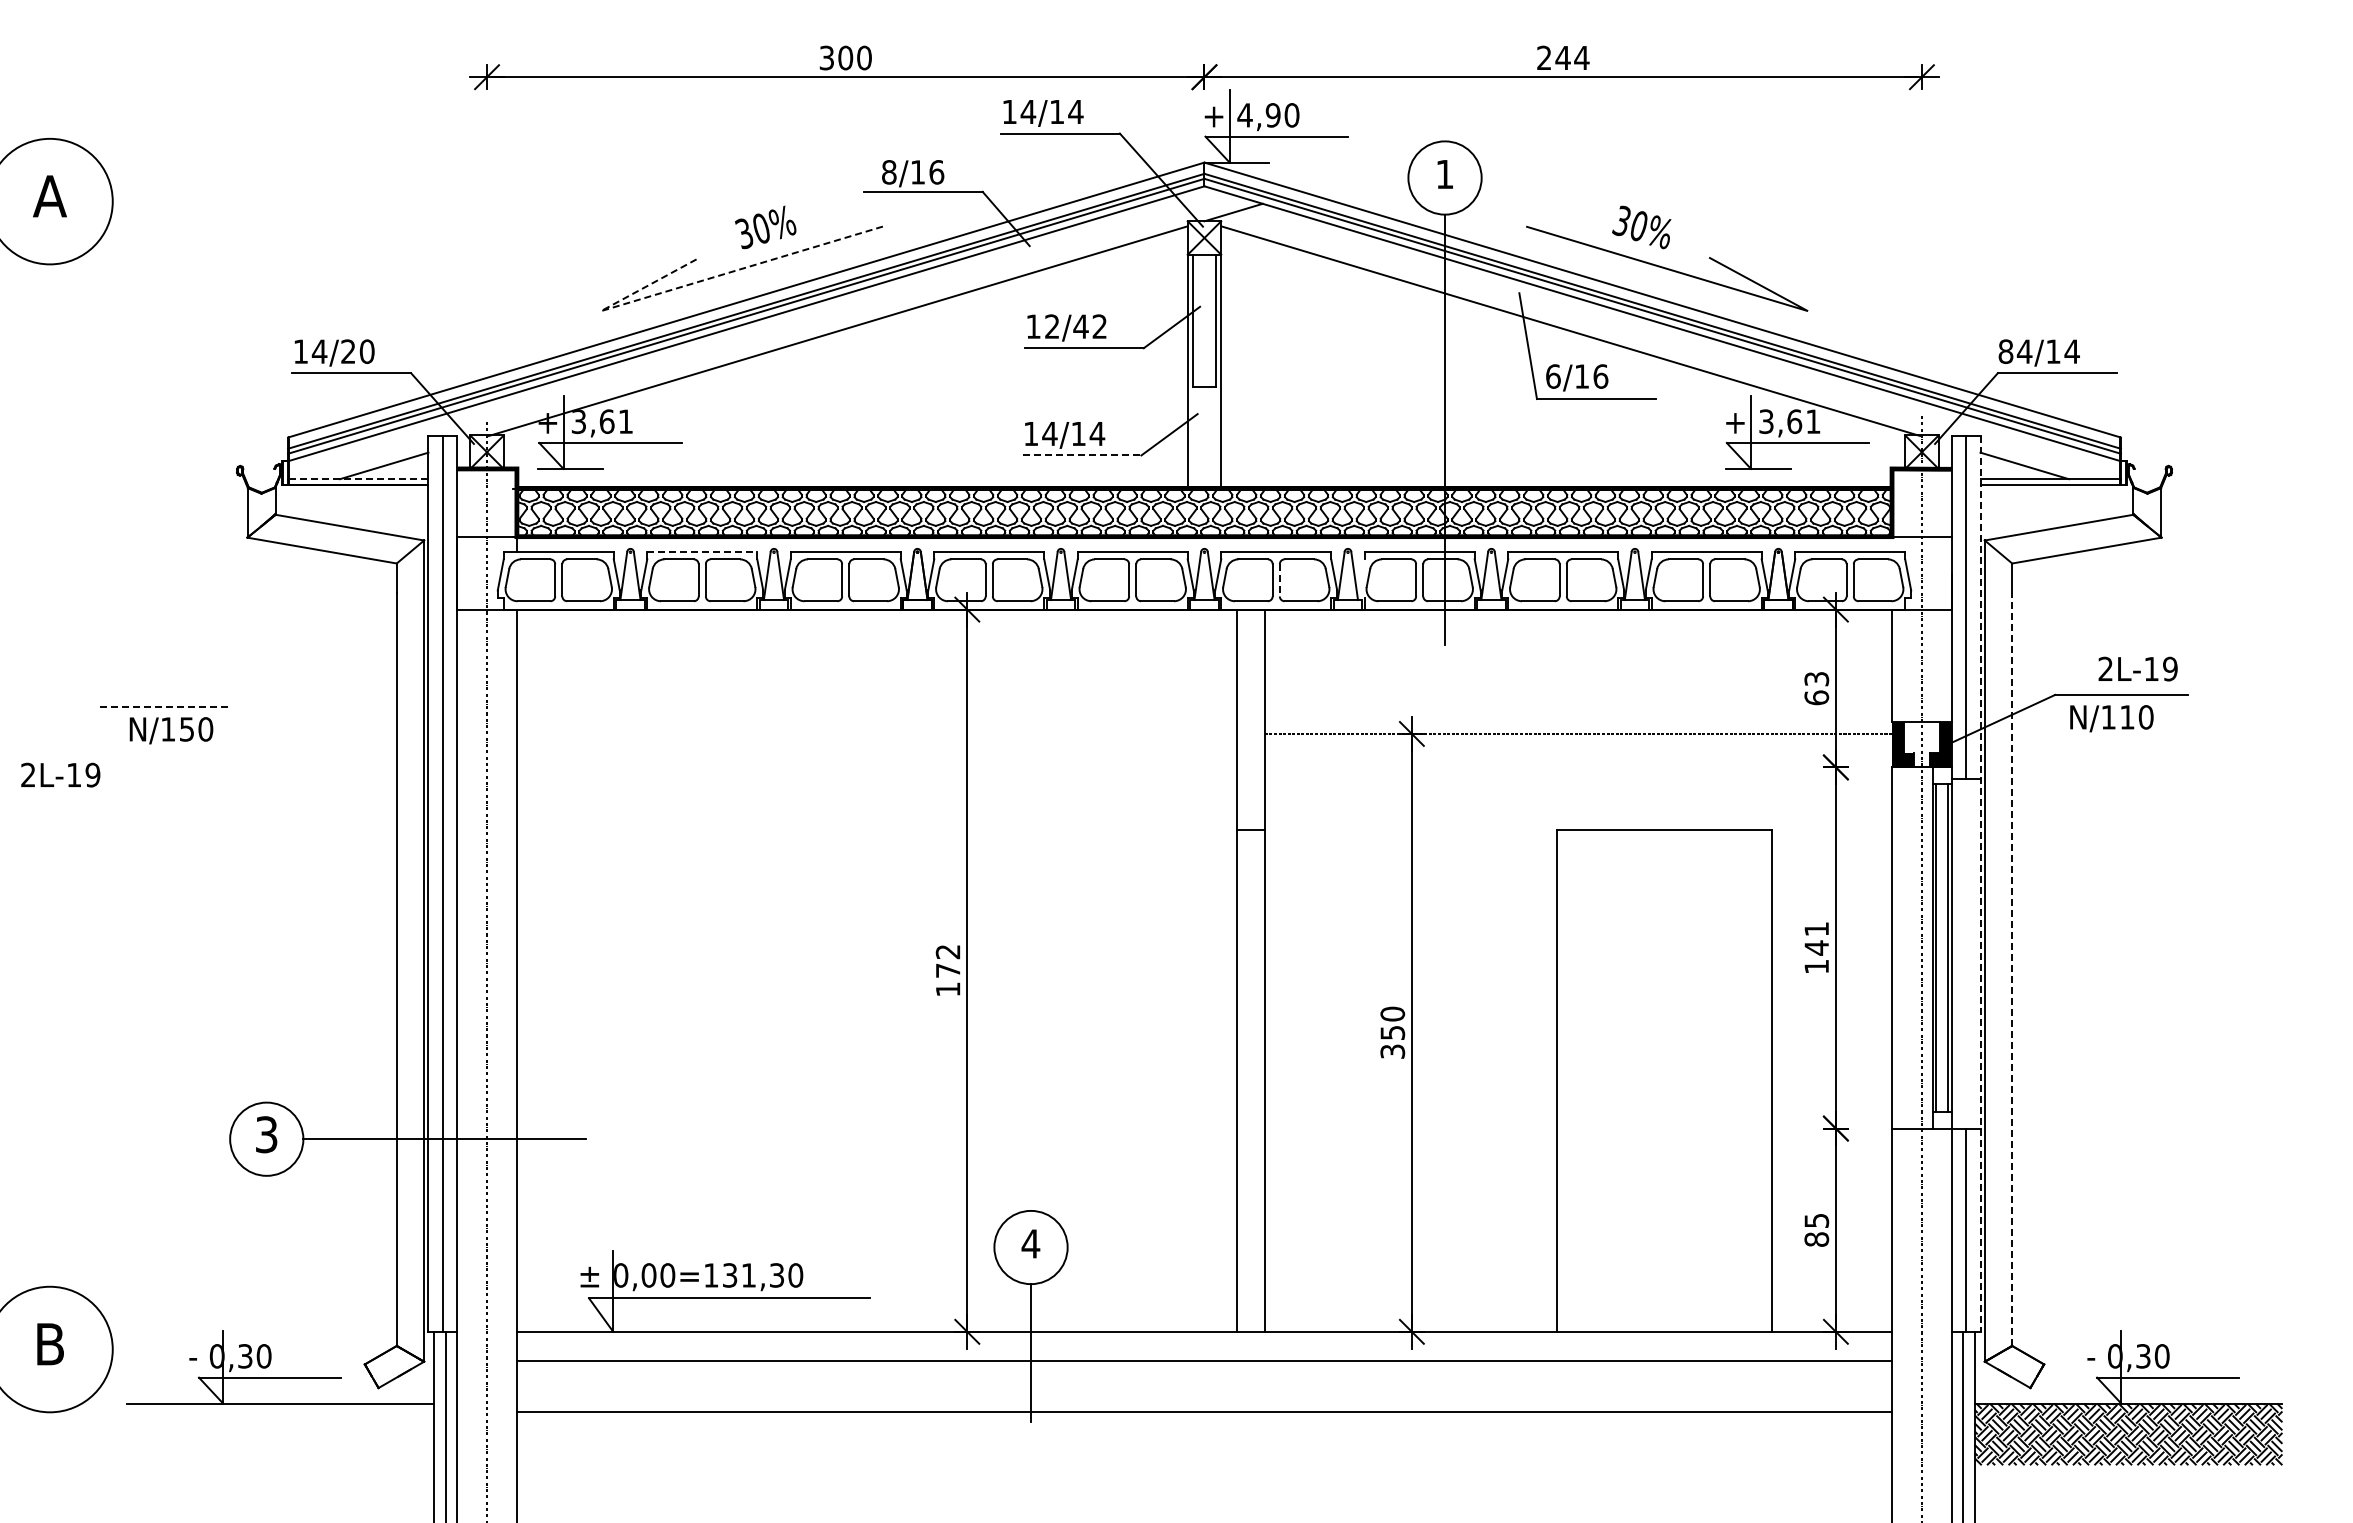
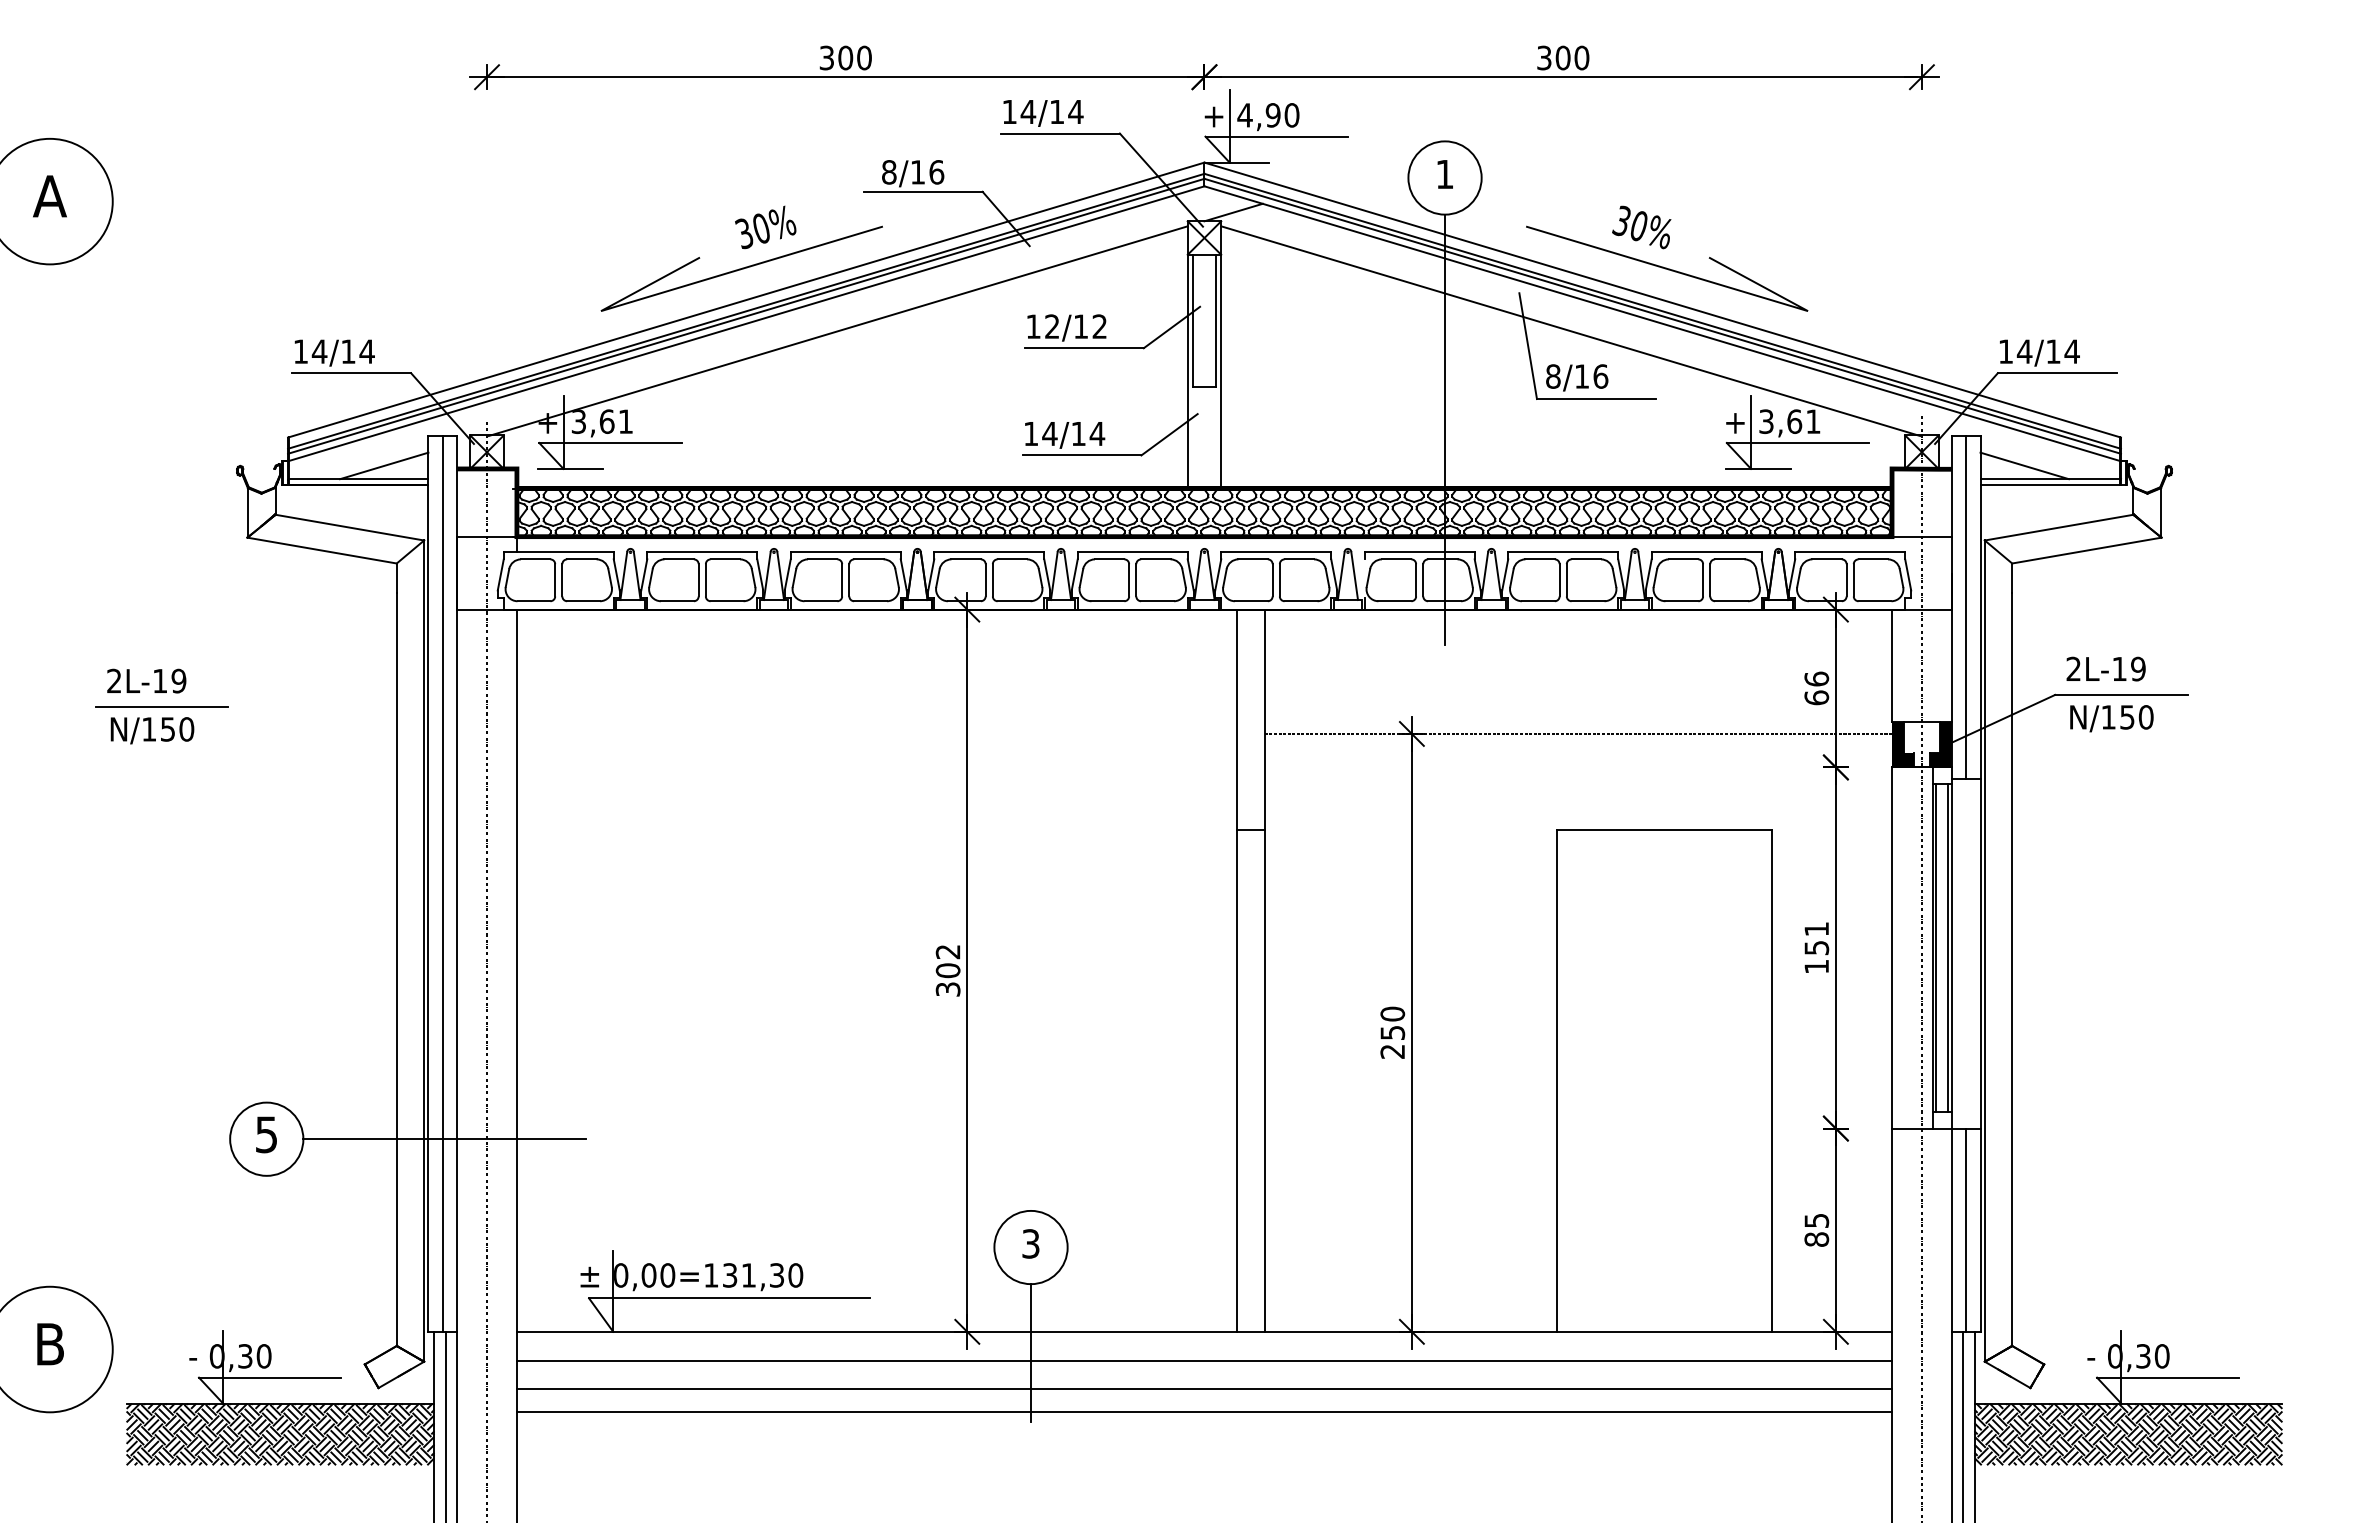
text: 244 -> 300 (1563, 57)
line: dashed -> solid (687, 285)
text: 12/42 -> 12/12 (1080, 326)
text: 14/20 -> 14/14 (357, 351)
text: 84/14 -> 14/14 (2005, 351)
text: 6/16 -> 8/16 (1553, 376)
line: dashed -> solid (1082, 455)
line: dashed -> solid (358, 479)
line: dashed -> solid (702, 552)
line: dashed -> solid (1279, 580)
text position: (2137, 668) -> (2105, 668) (2105, 668)
text: 63 -> 66 (1816, 678)
line: dashed -> solid (161, 706)
text: N/110 -> N/150 (2127, 717)
text position: (171, 730) -> (152, 730) (152, 730)
text position: (60, 774) -> (146, 680) (146, 680)
line: dashed -> solid (1980, 884)
text: 141 -> 151 (1816, 947)
line: dashed -> solid (2012, 969)
text: 172 -> 302 (947, 979)
text: 350 -> 250 (1392, 1051)
text: 3 -> 5 (266, 1134)
text: 4 -> 3 (1030, 1243)
line: none -> present (1204, 1389)
hatch: none -> present (280, 1434)
